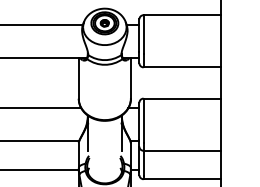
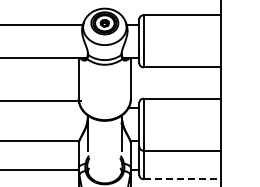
line position: (41, 108) -> (41, 101) (41, 101)
line: solid -> dashed (182, 179)
